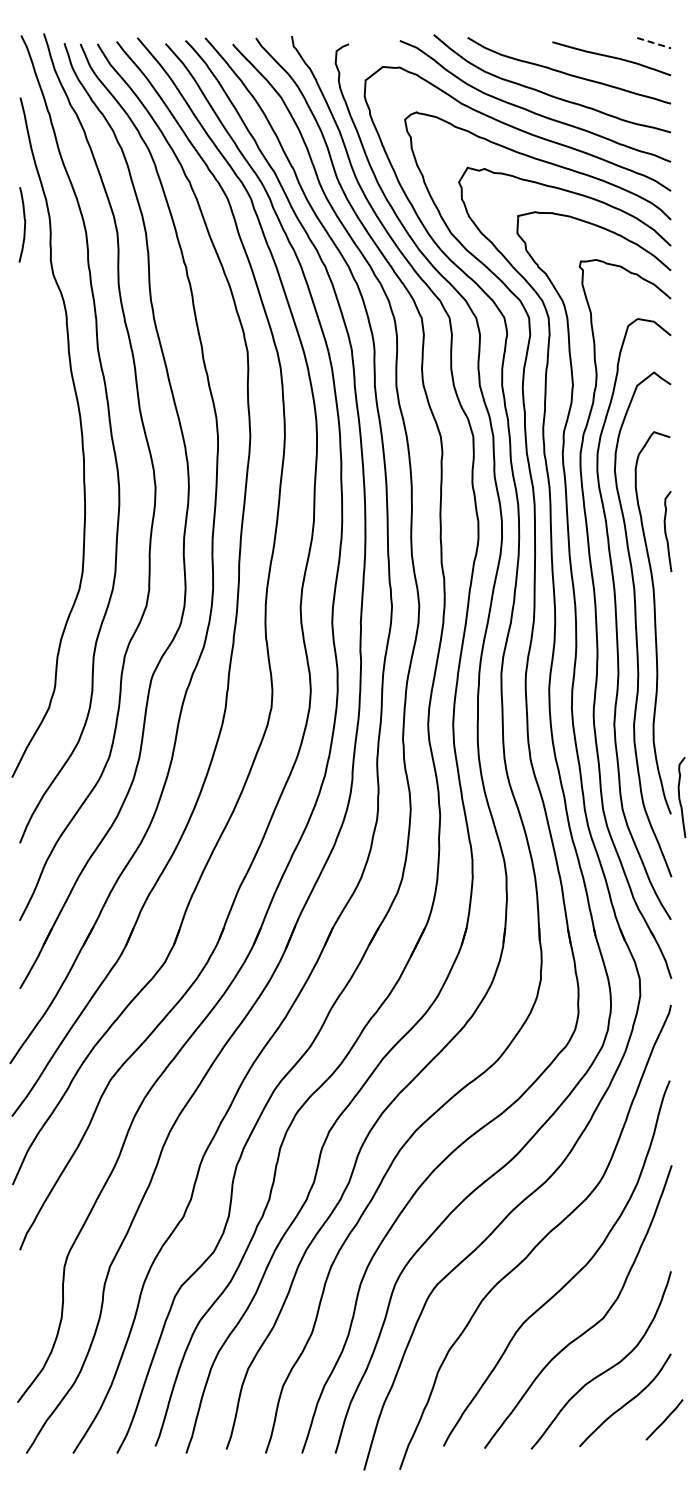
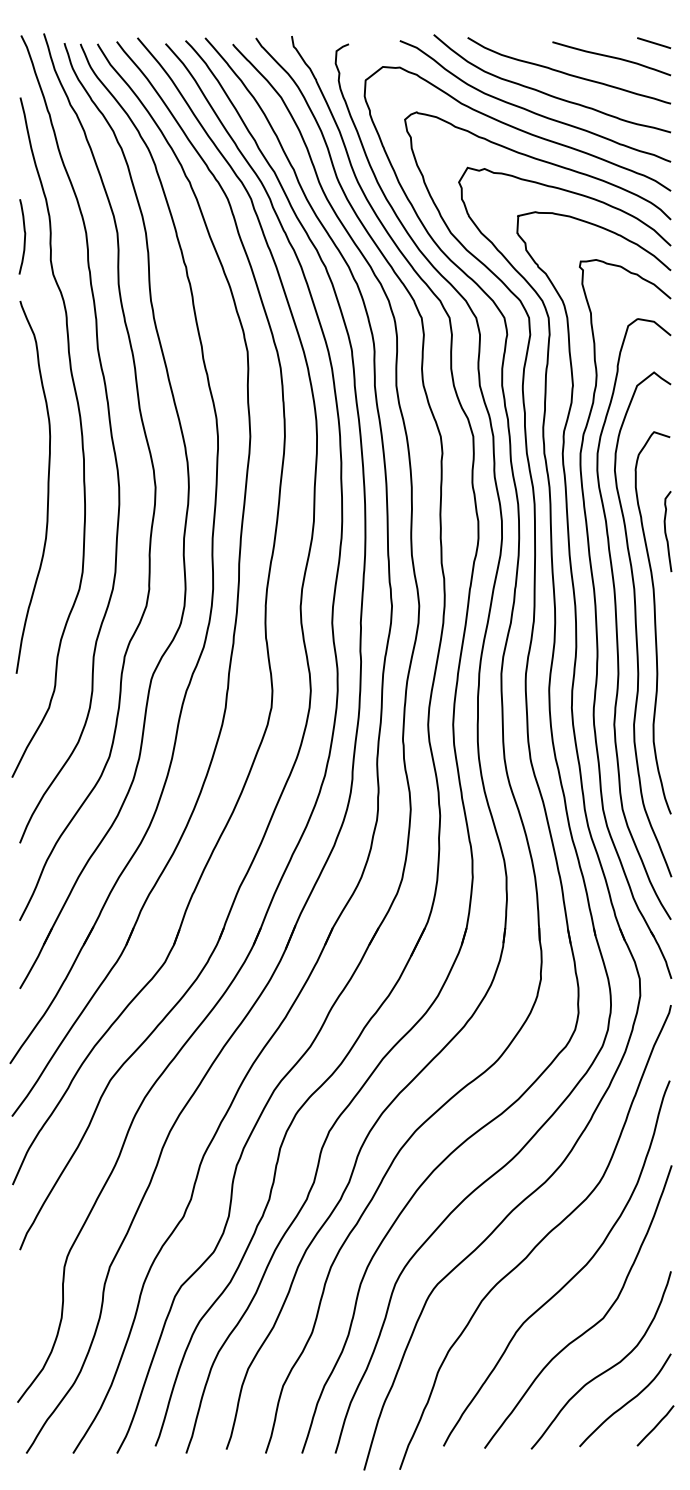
line: dashed -> solid (655, 43)
curve position: (24, 224) -> (24, 236) (24, 236)
curve: none -> present (47, 486)
curve: present -> none (680, 797)
line position: (664, 1419) -> (655, 1425) (655, 1425)
